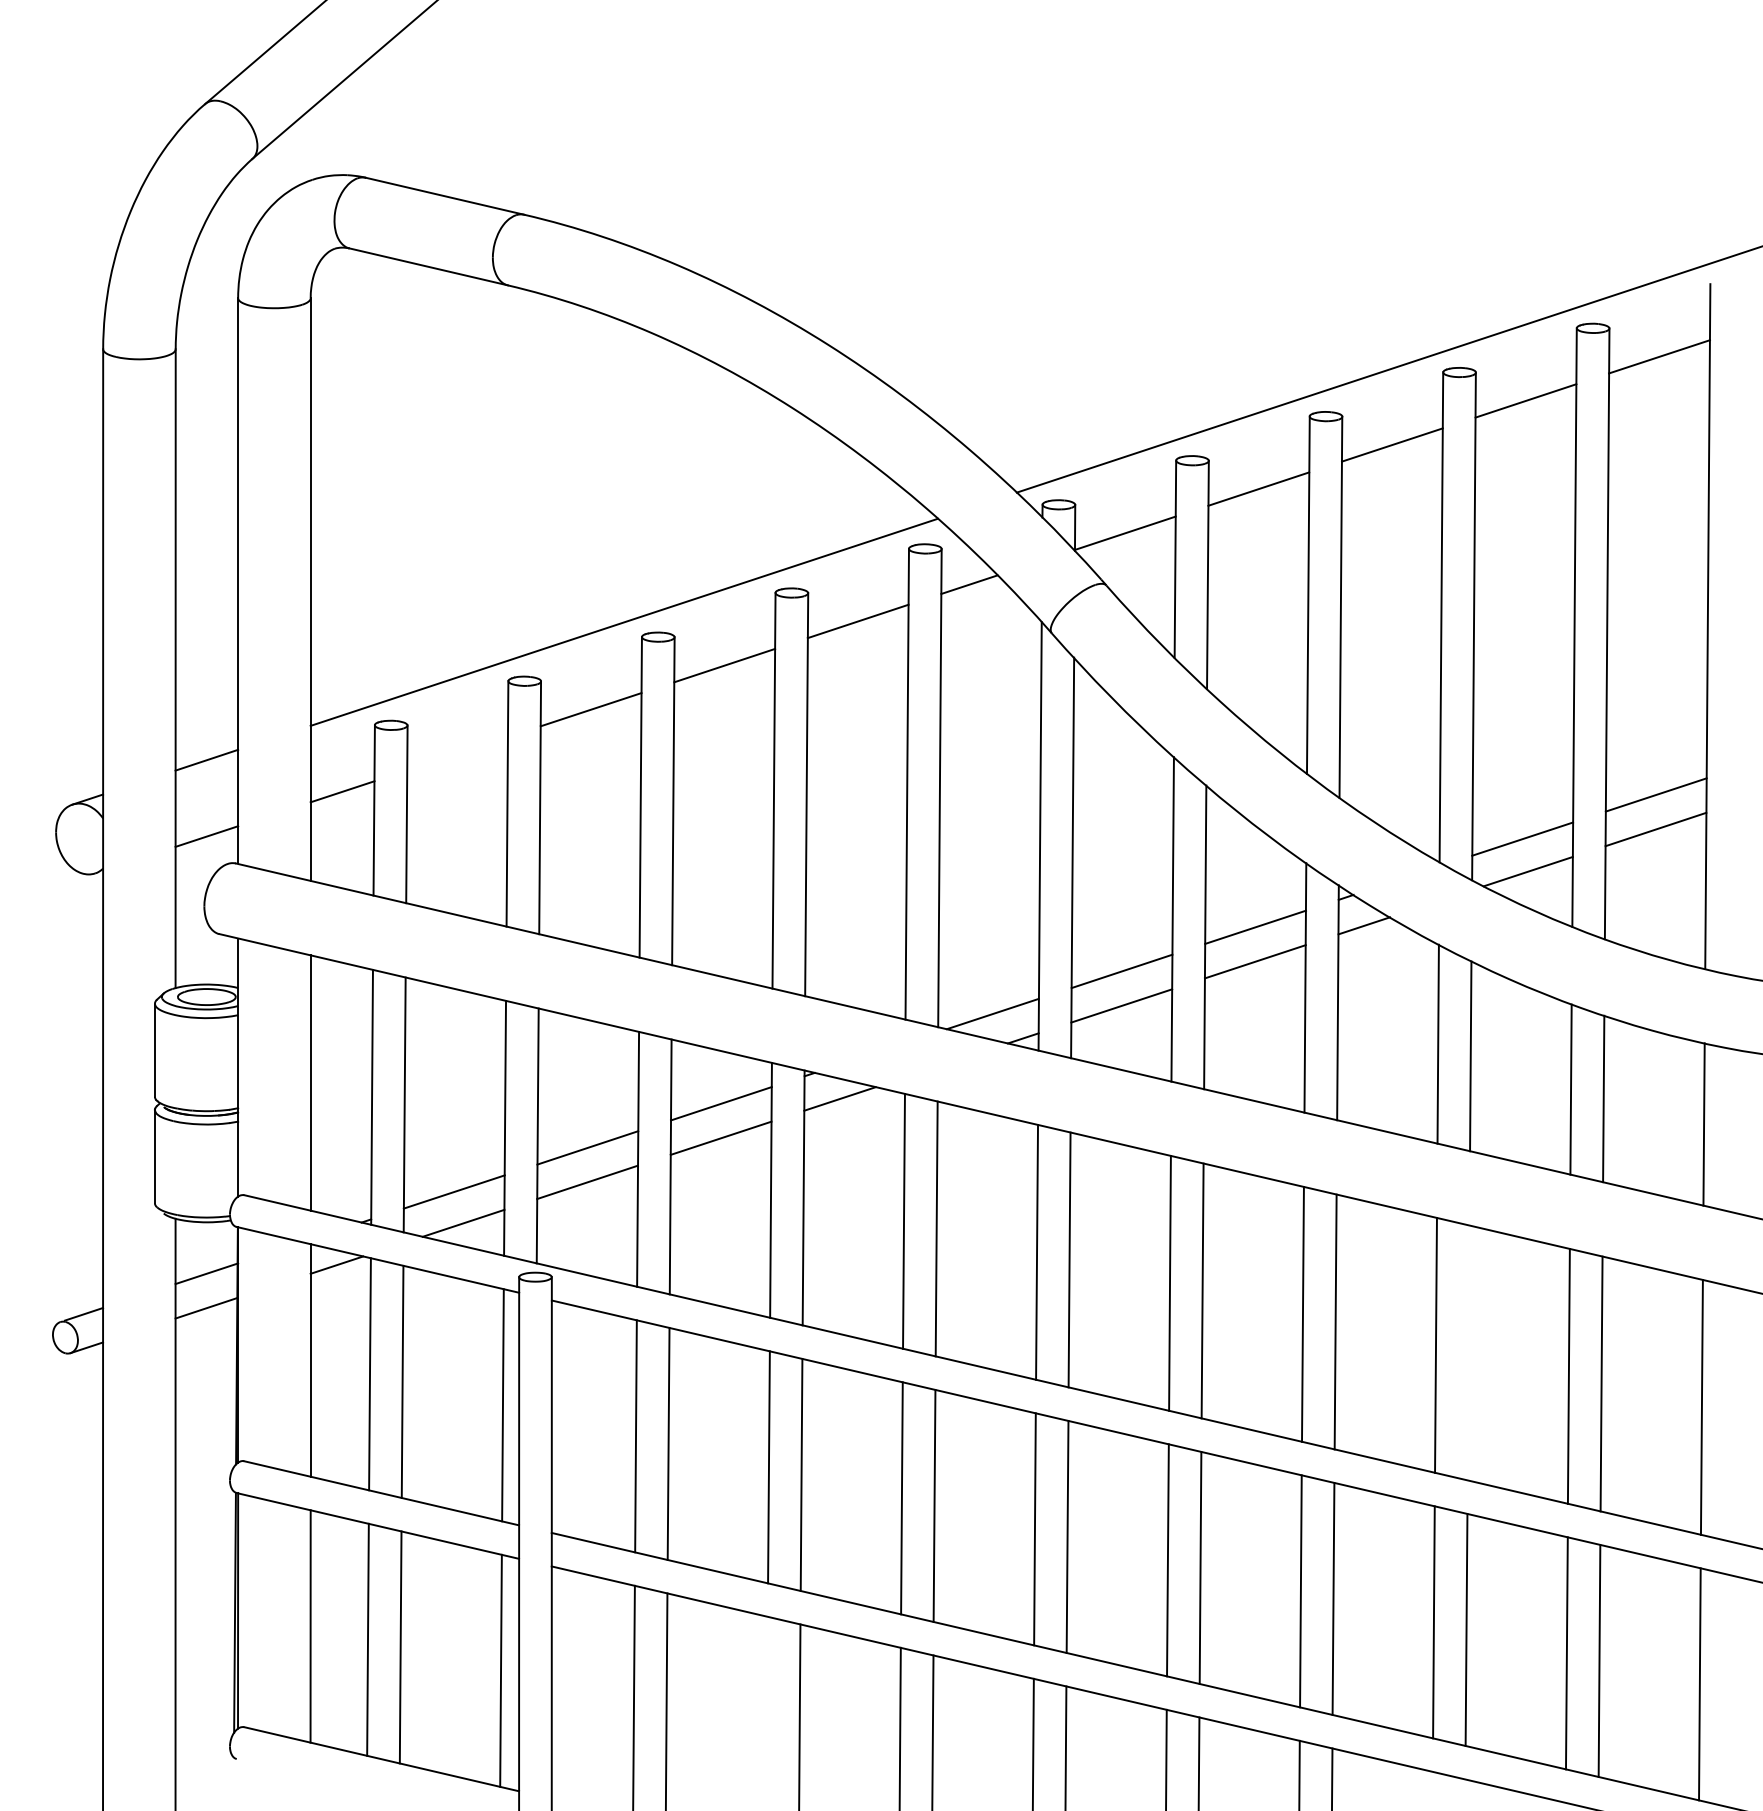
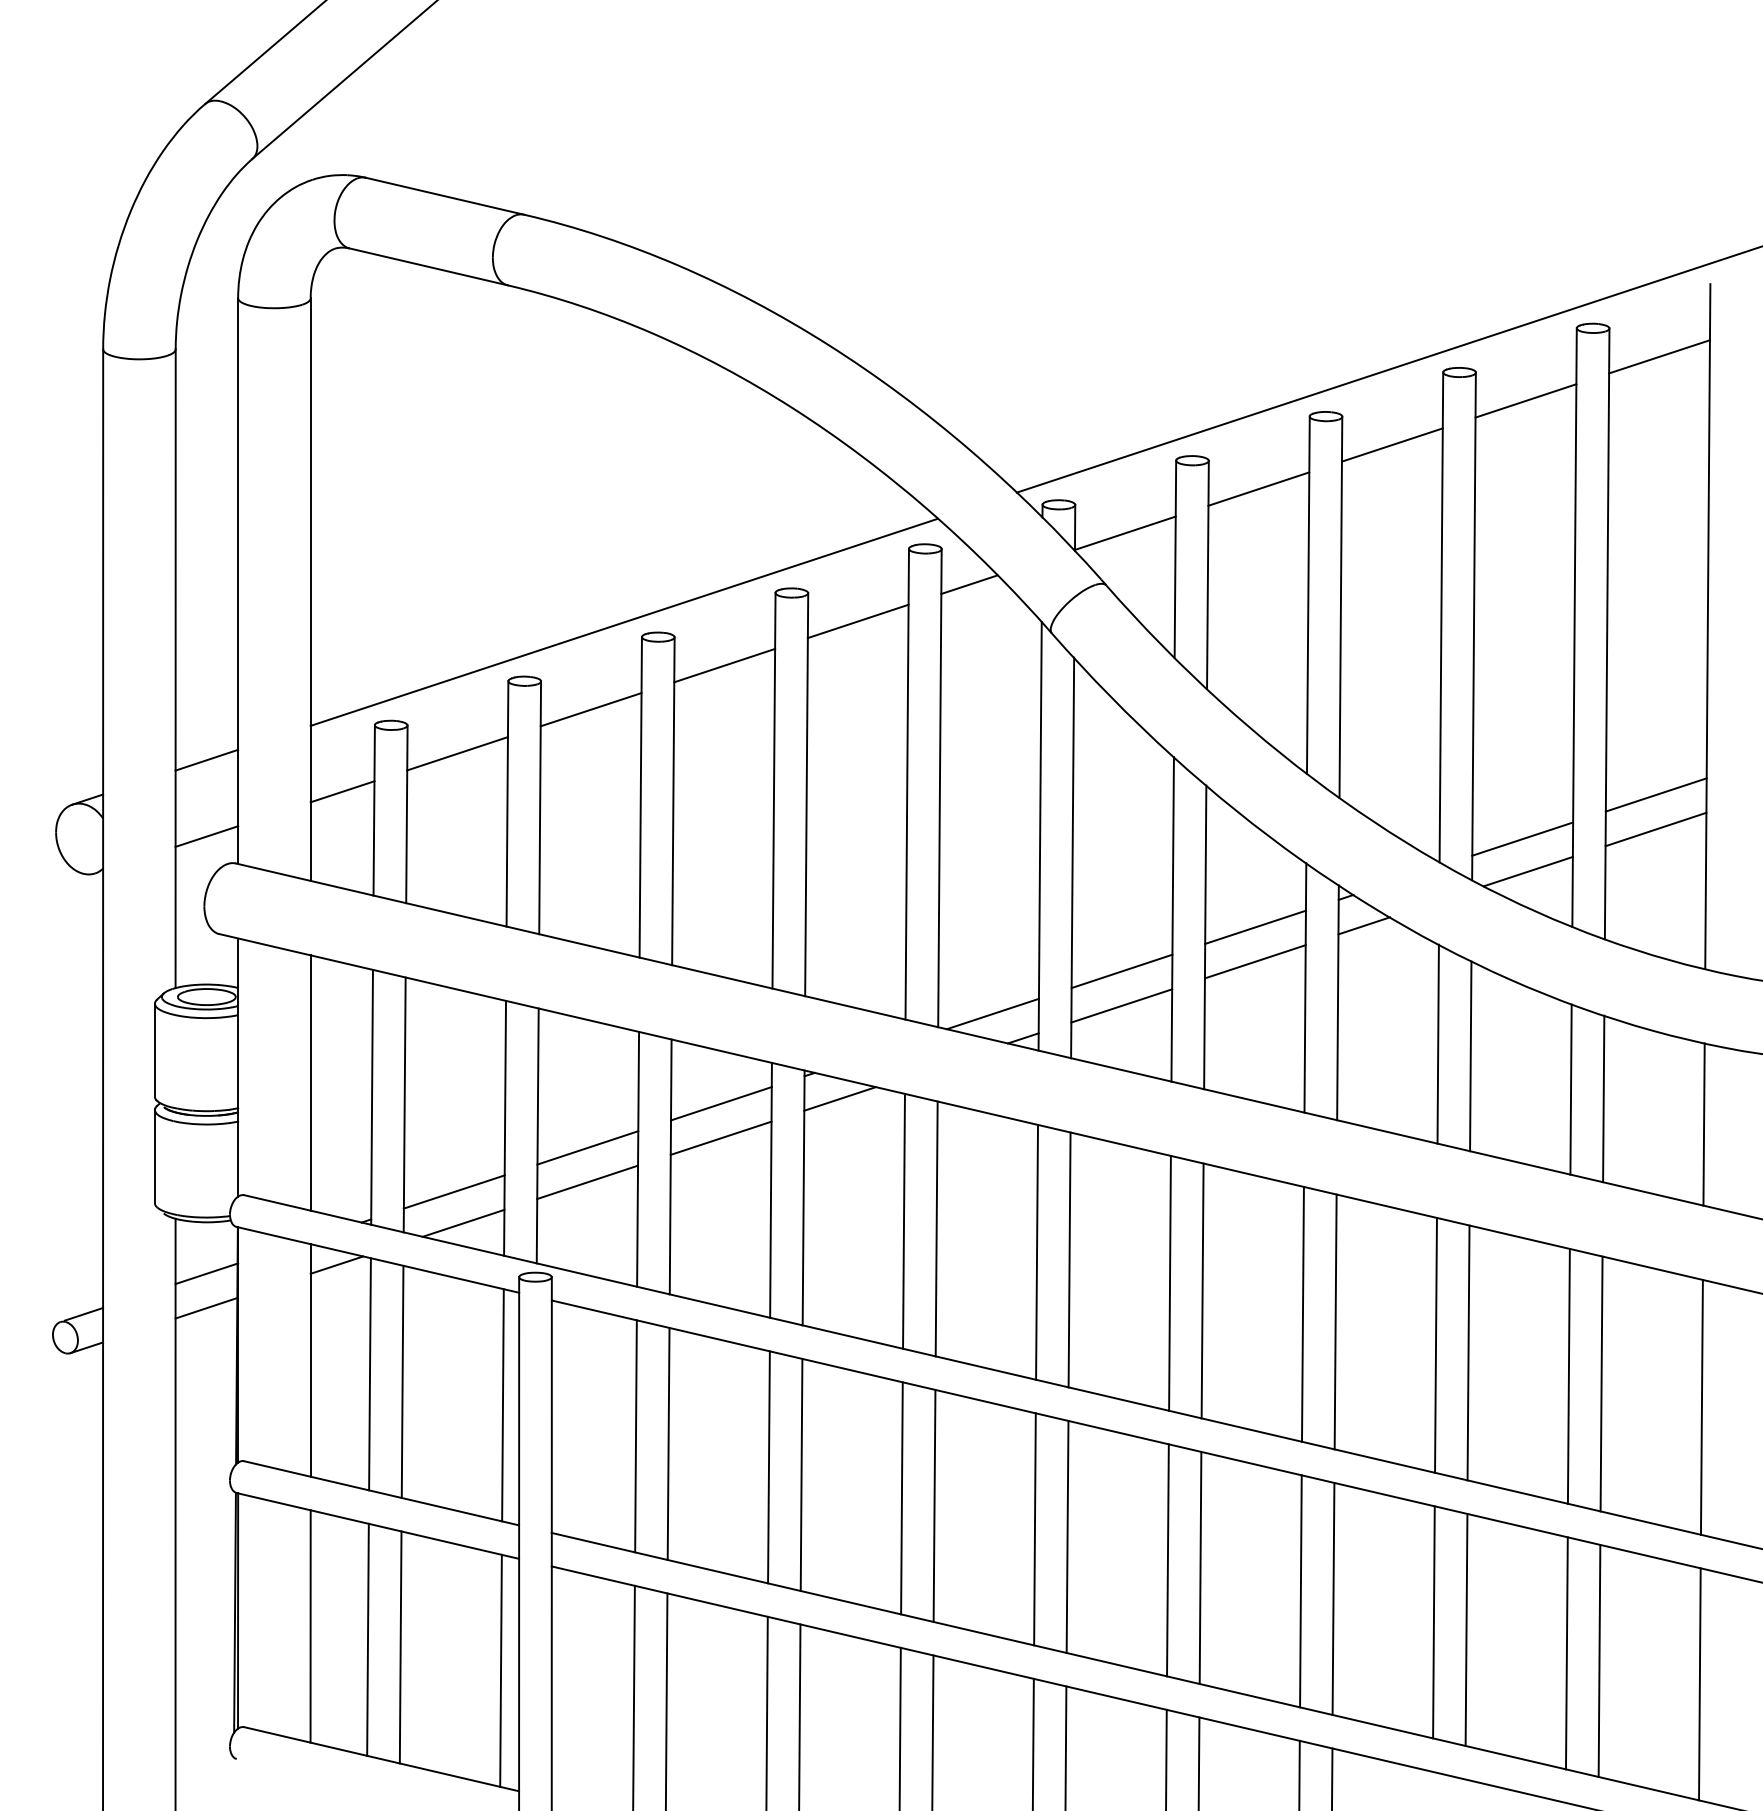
line: none -> present (457, 753)
line: none -> present (1468, 1352)
line: none -> present (766, 1711)
